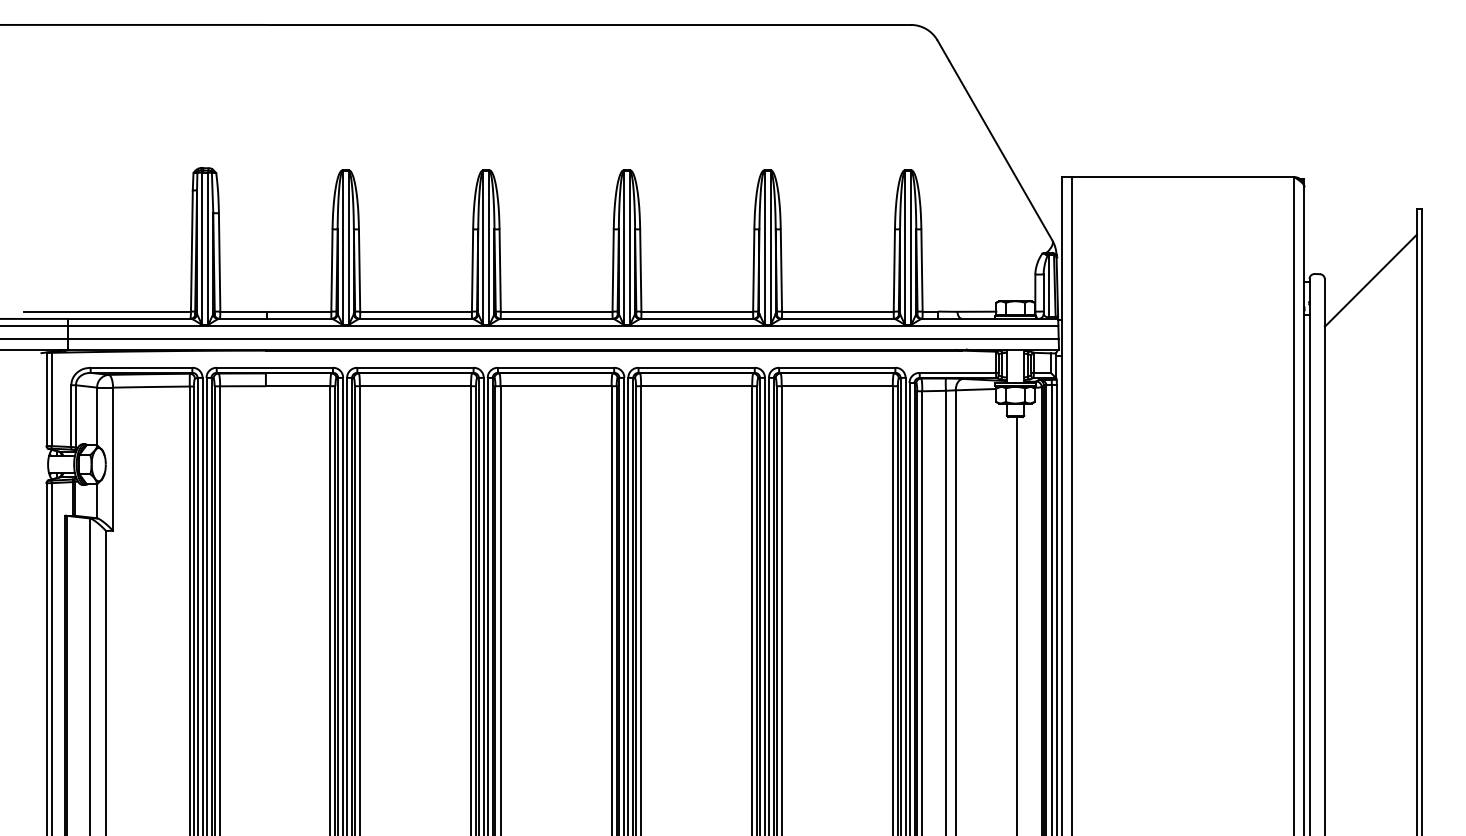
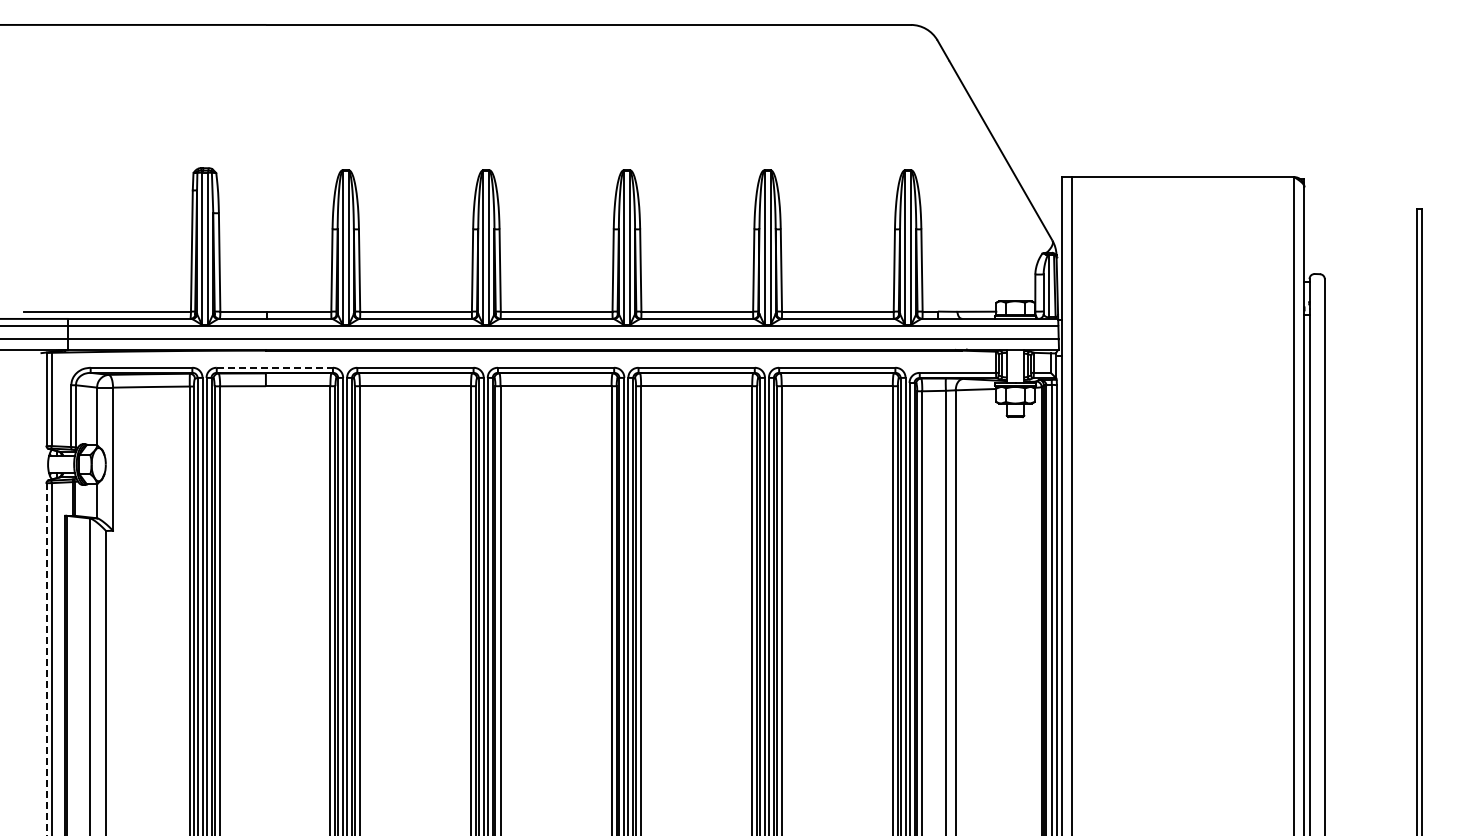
line: present -> none (1370, 280)
line: solid -> dashed (275, 367)
line: present -> none (1016, 624)
line: solid -> dashed (46, 659)
